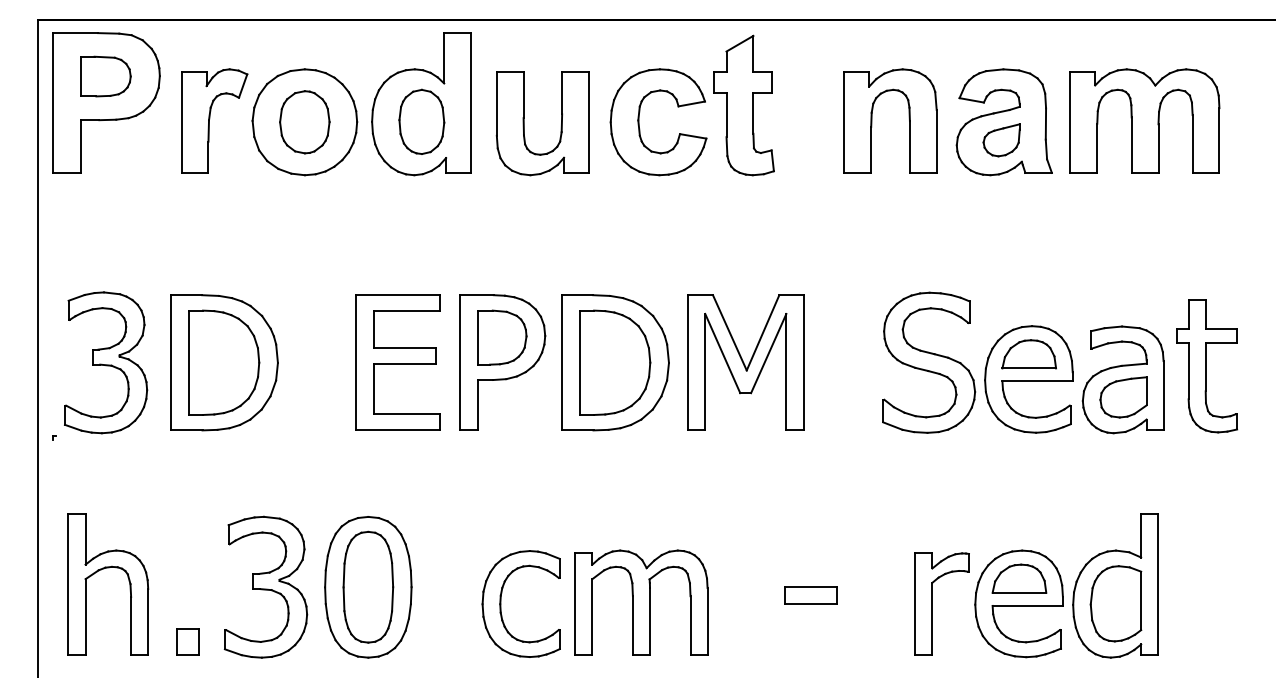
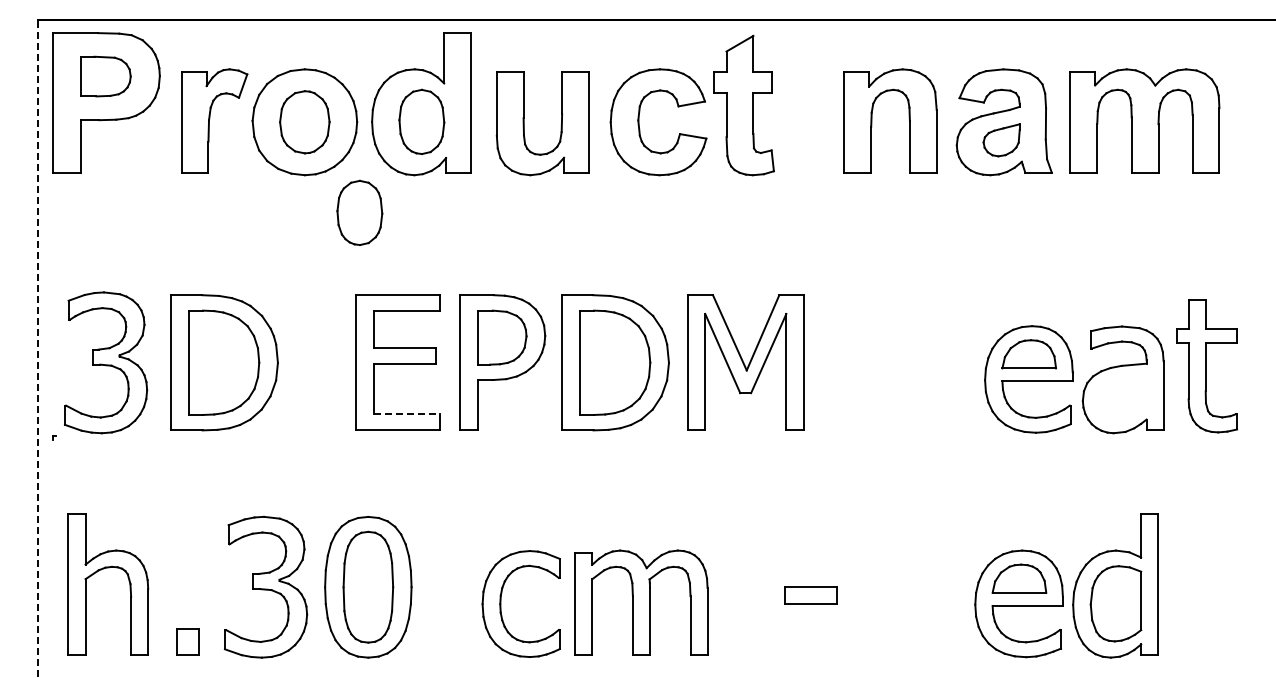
part: none -> present (359, 212)
line: solid -> dashed (38, 349)
part: present -> none (929, 362)
part: present -> none (1123, 397)
line: solid -> dashed (407, 414)
part: present -> none (932, 603)
